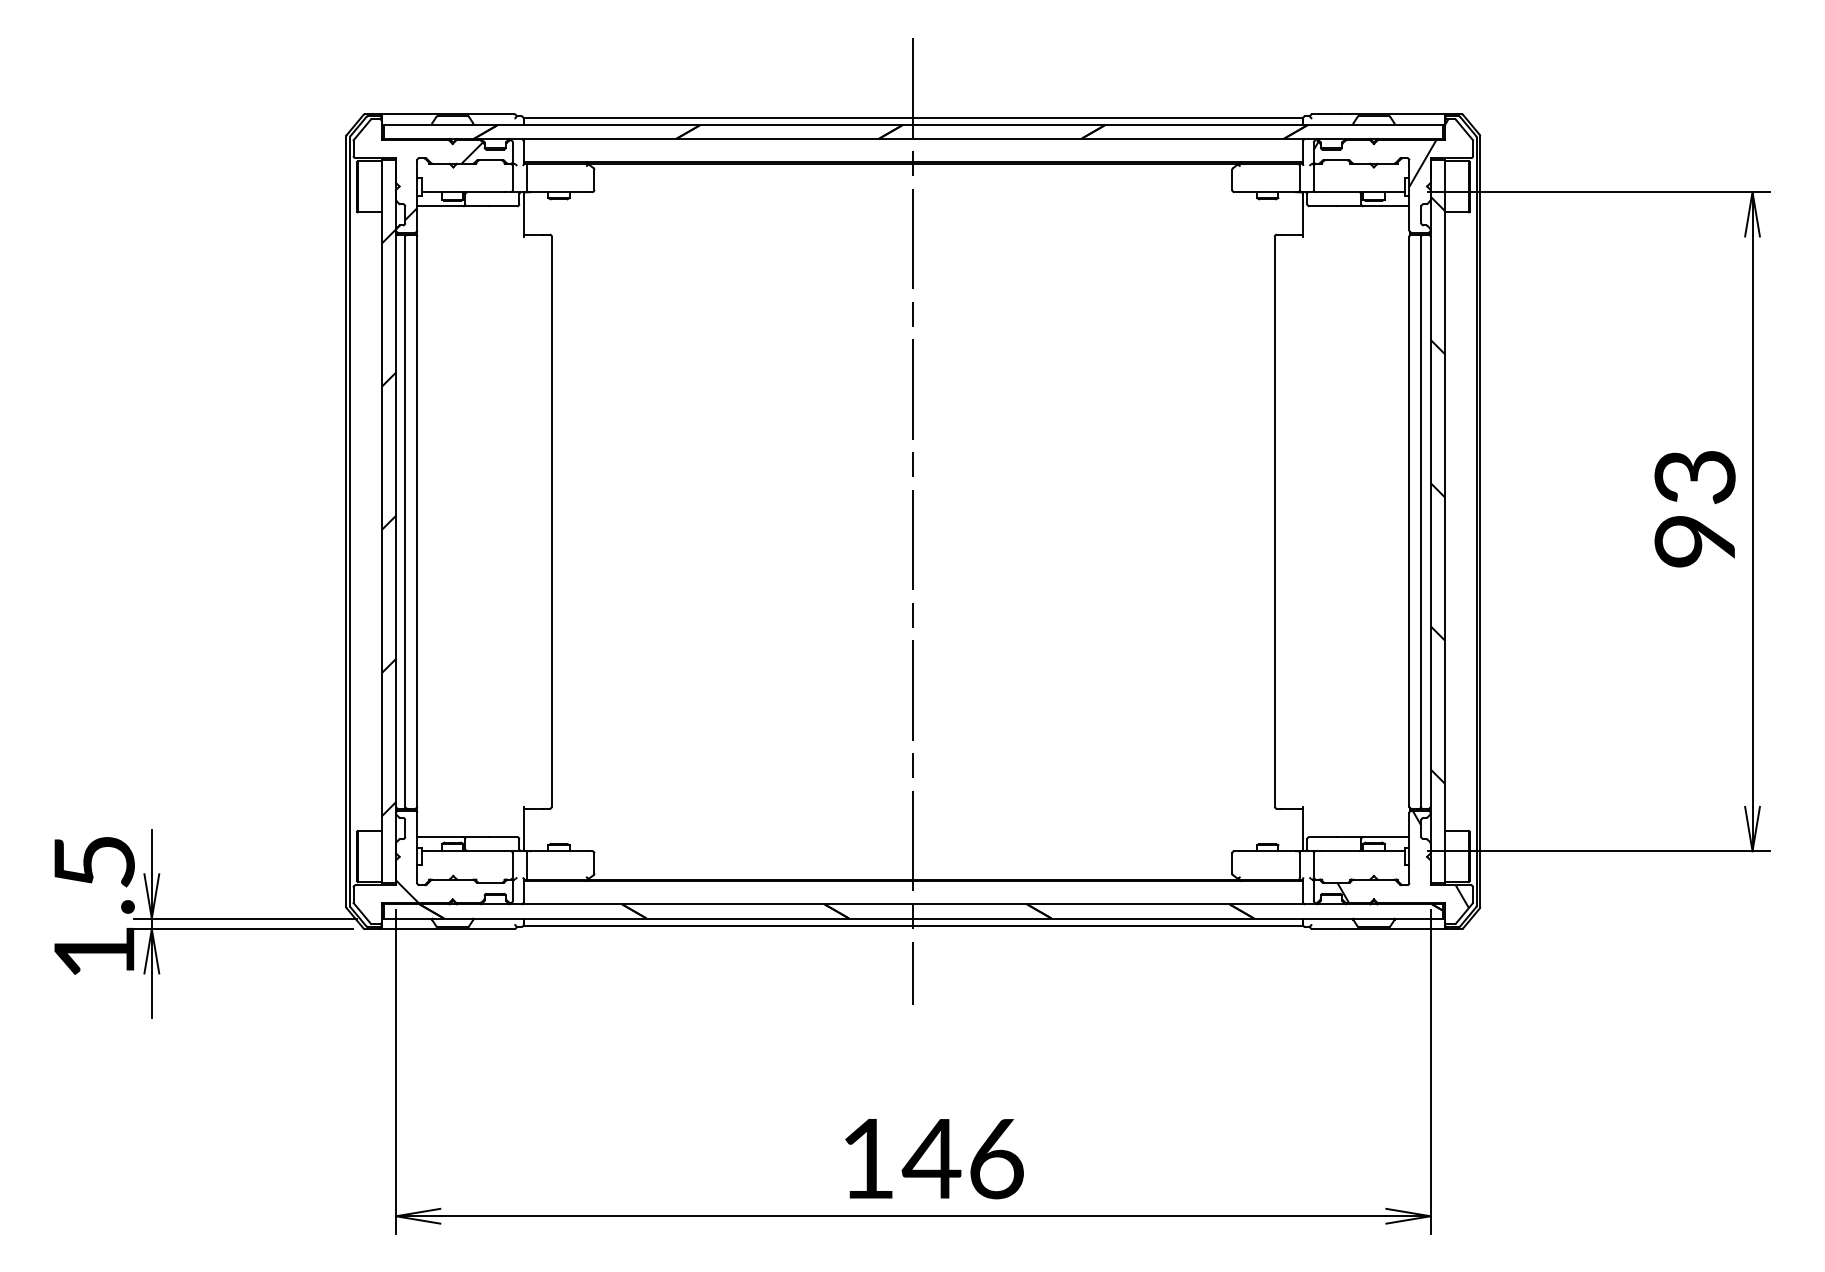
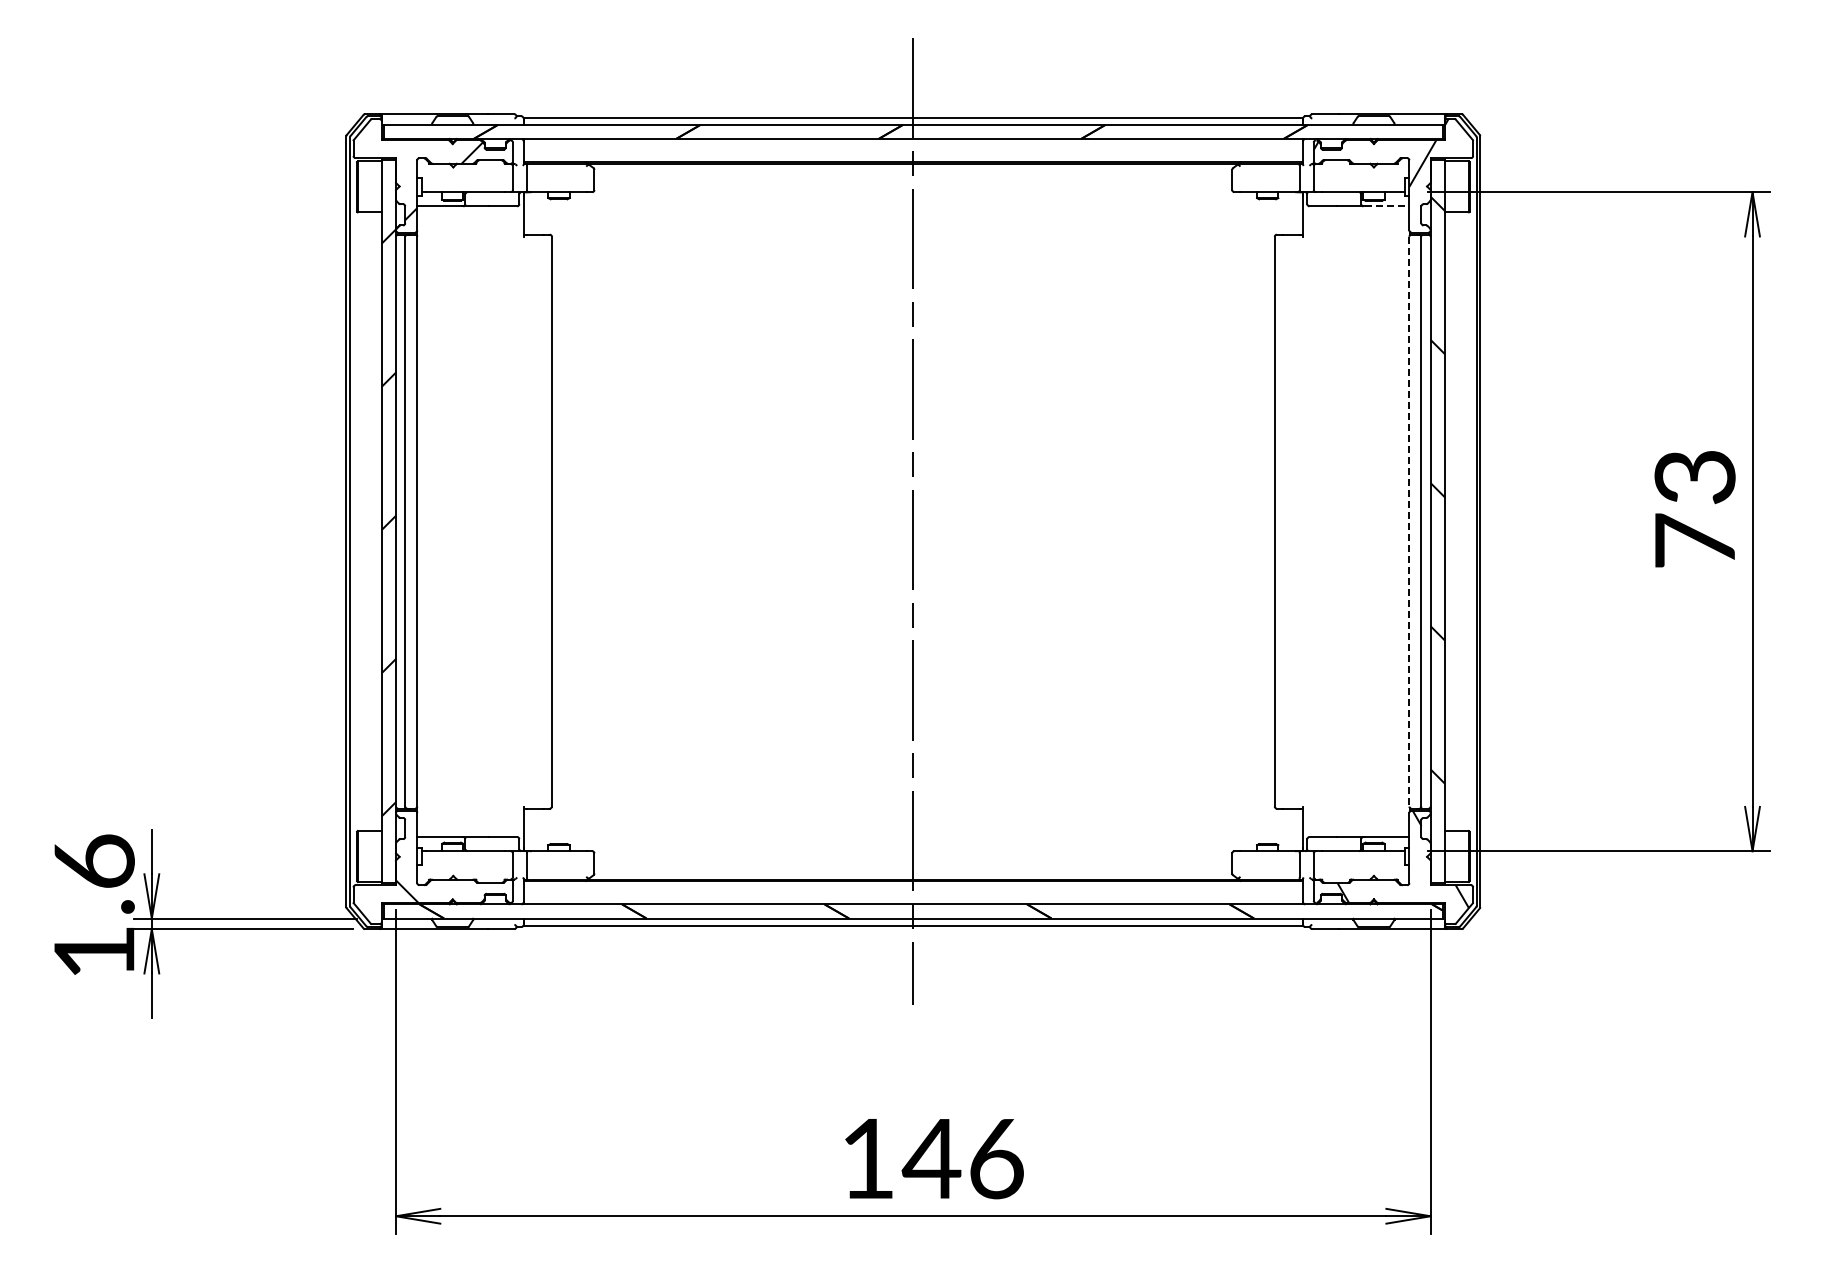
line: solid -> dashed (1387, 206)
line: solid -> dashed (1409, 521)
text: 93 -> 73 (1694, 540)
text: 1.5 -> 1.6 (94, 860)
